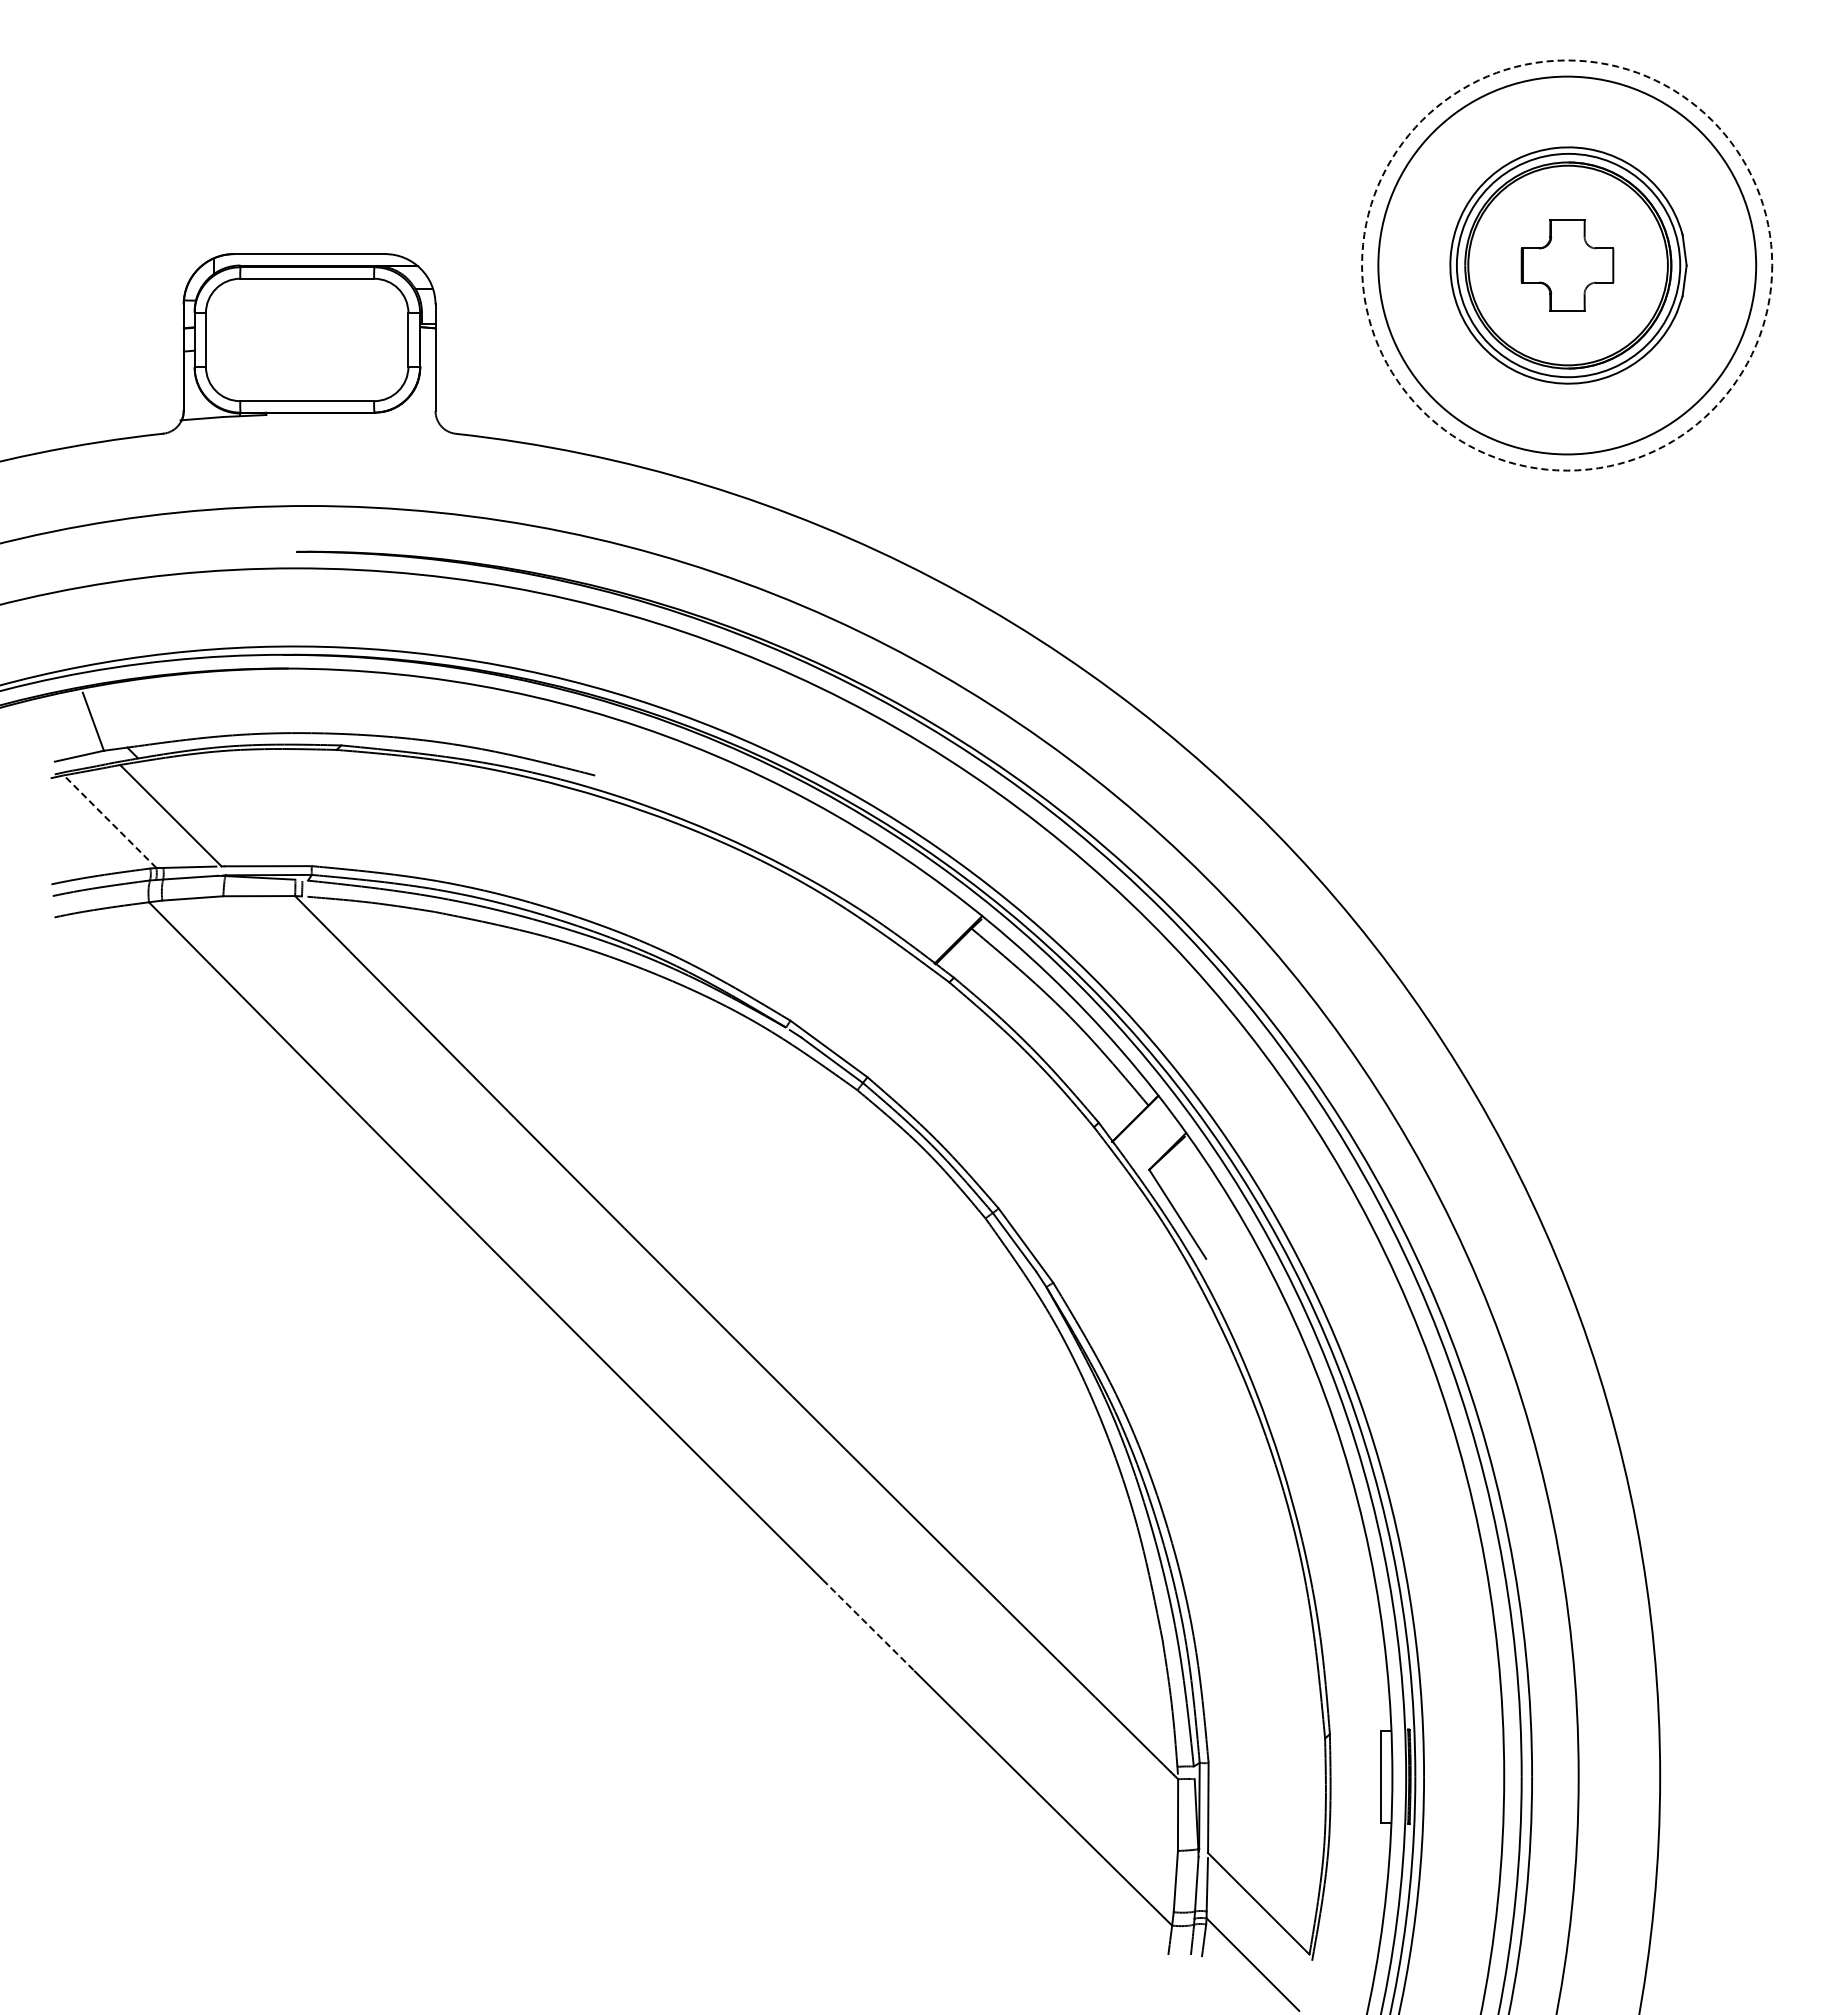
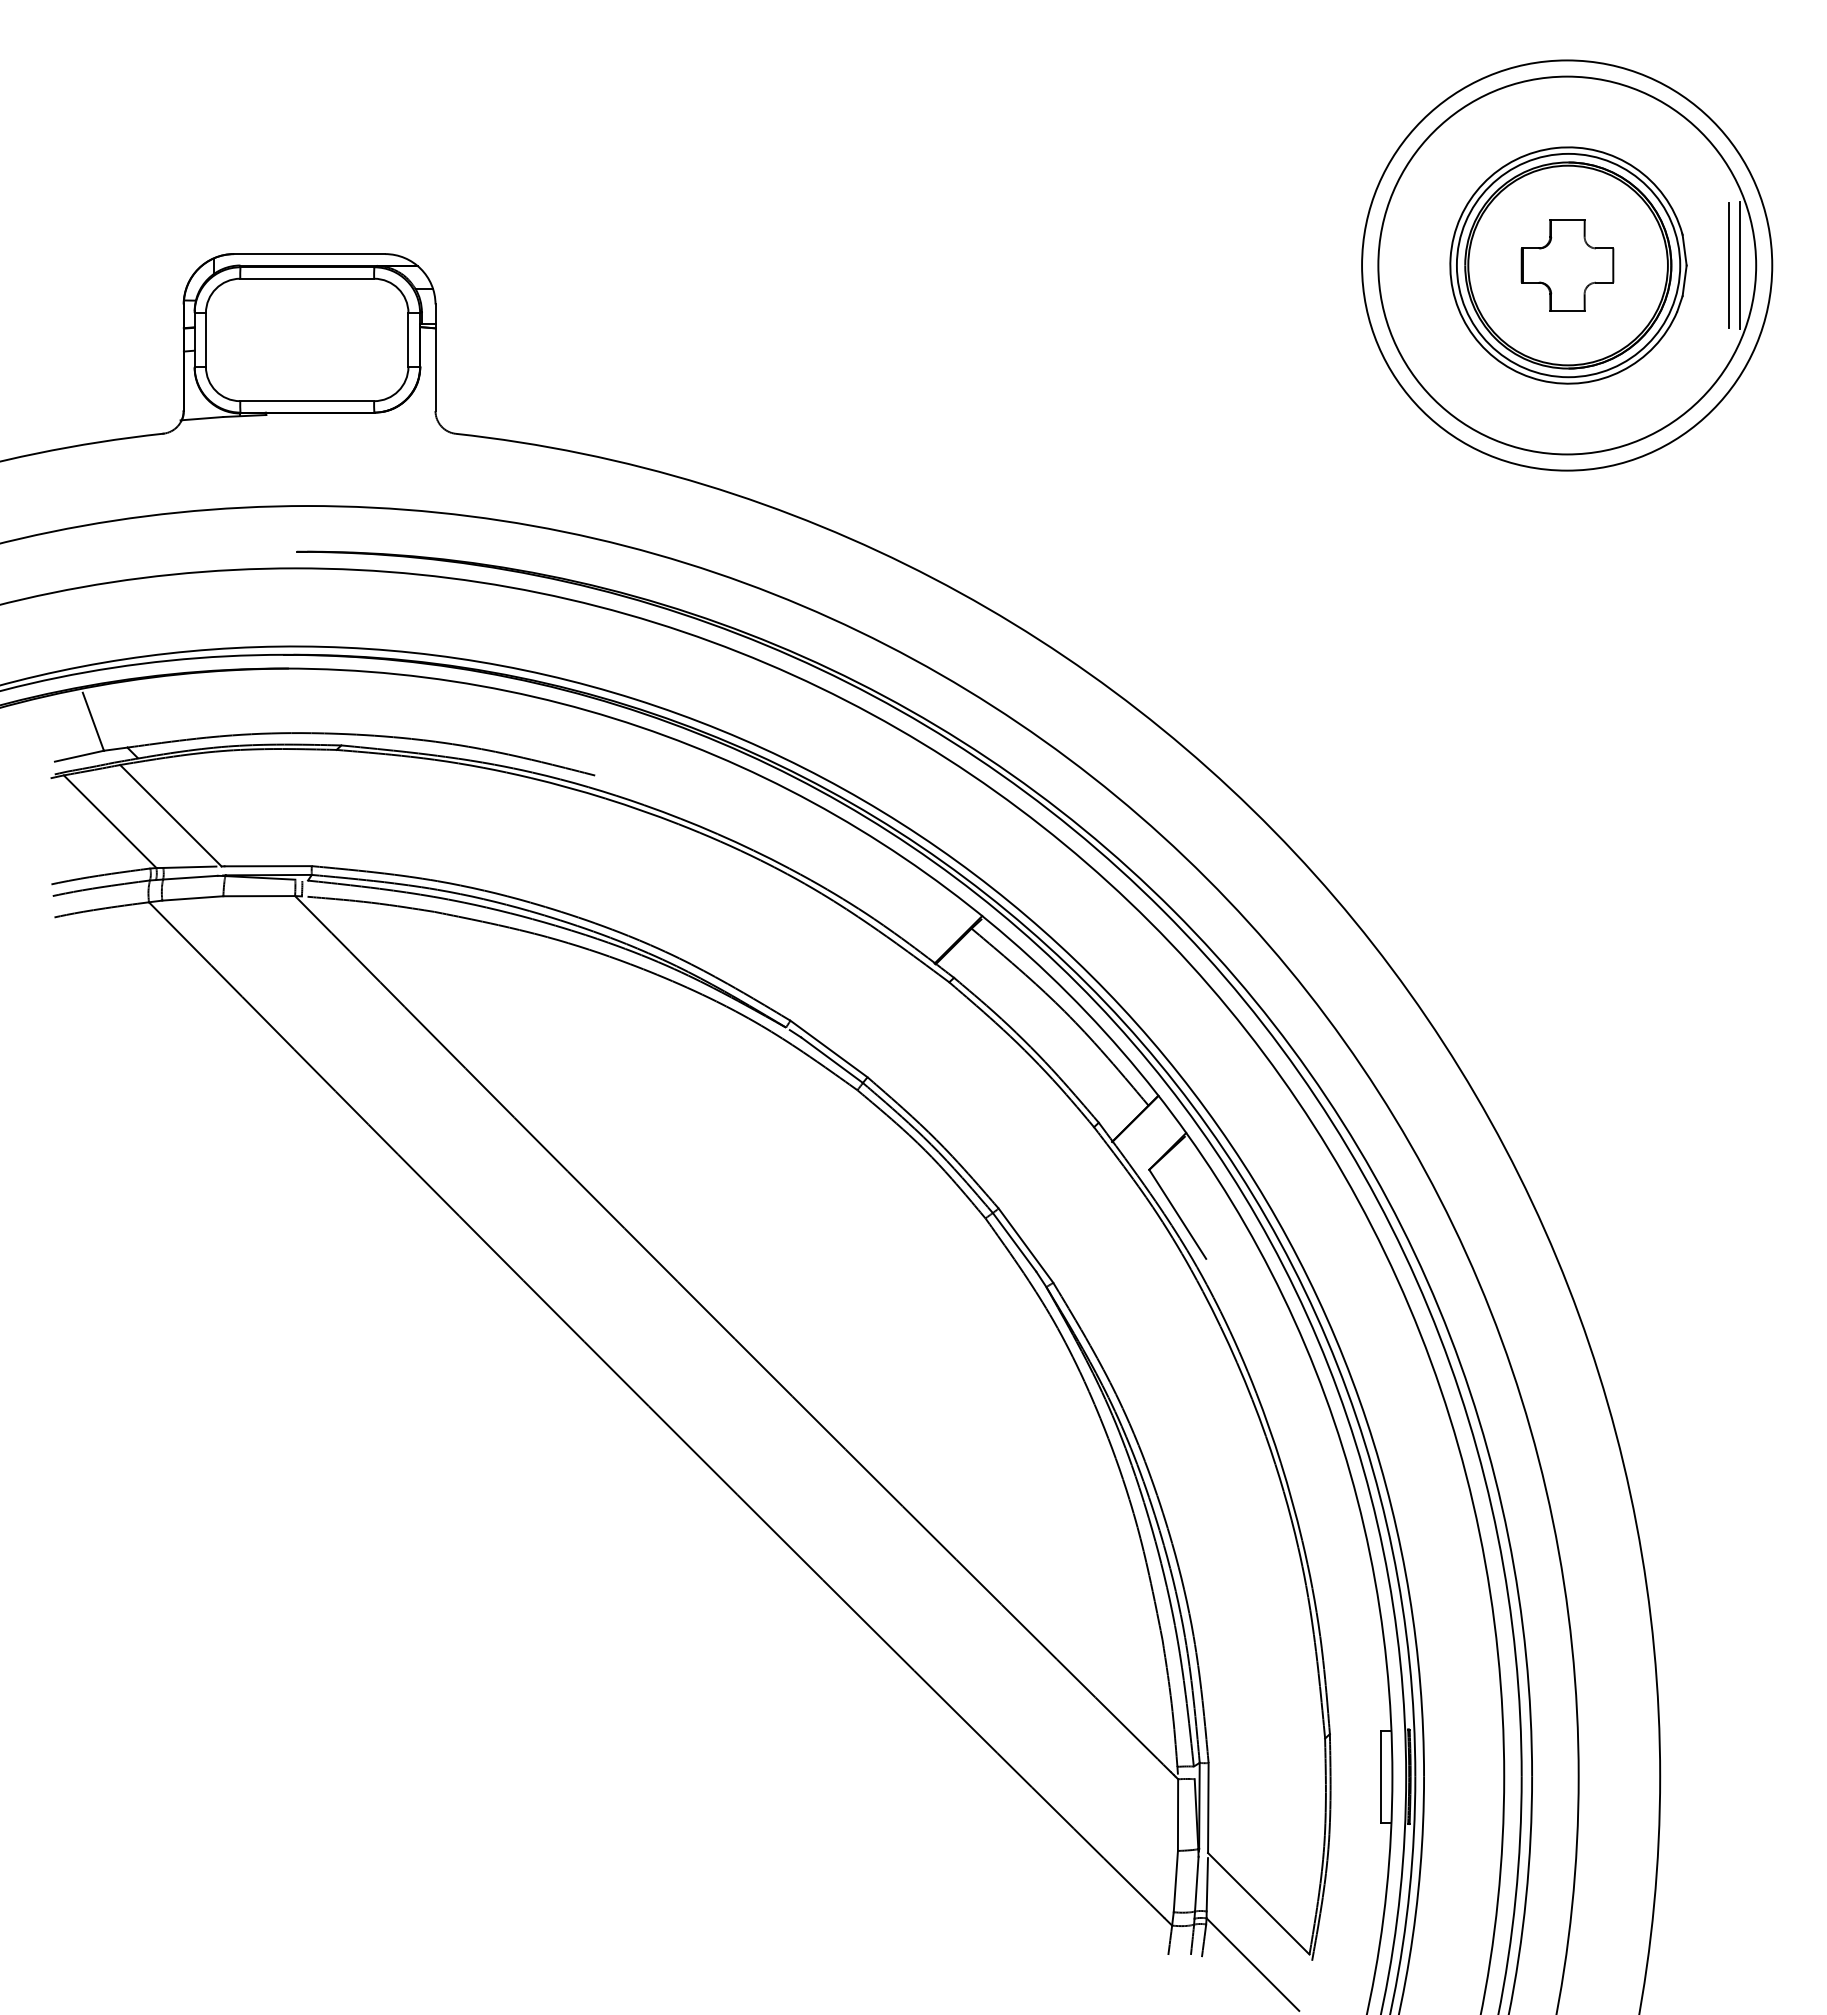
circle: dashed -> solid (1567, 265)
line: none -> present (1728, 265)
line: none -> present (1740, 265)
line: dashed -> solid (110, 821)
arc: dashed -> solid (868, 1625)
